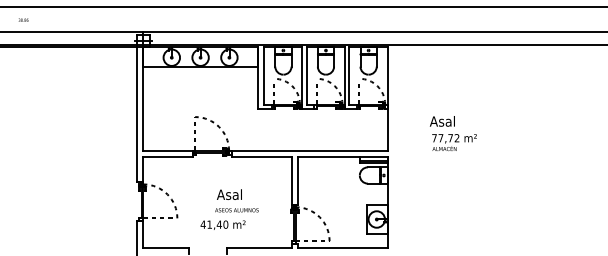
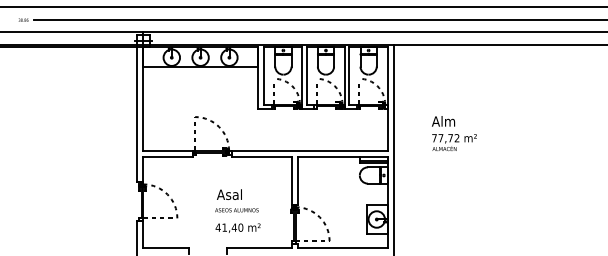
line: none -> present (319, 20)
text: Asal -> Alm (442, 121)
line: none -> present (393, 148)
text position: (222, 224) -> (237, 227) (237, 227)
